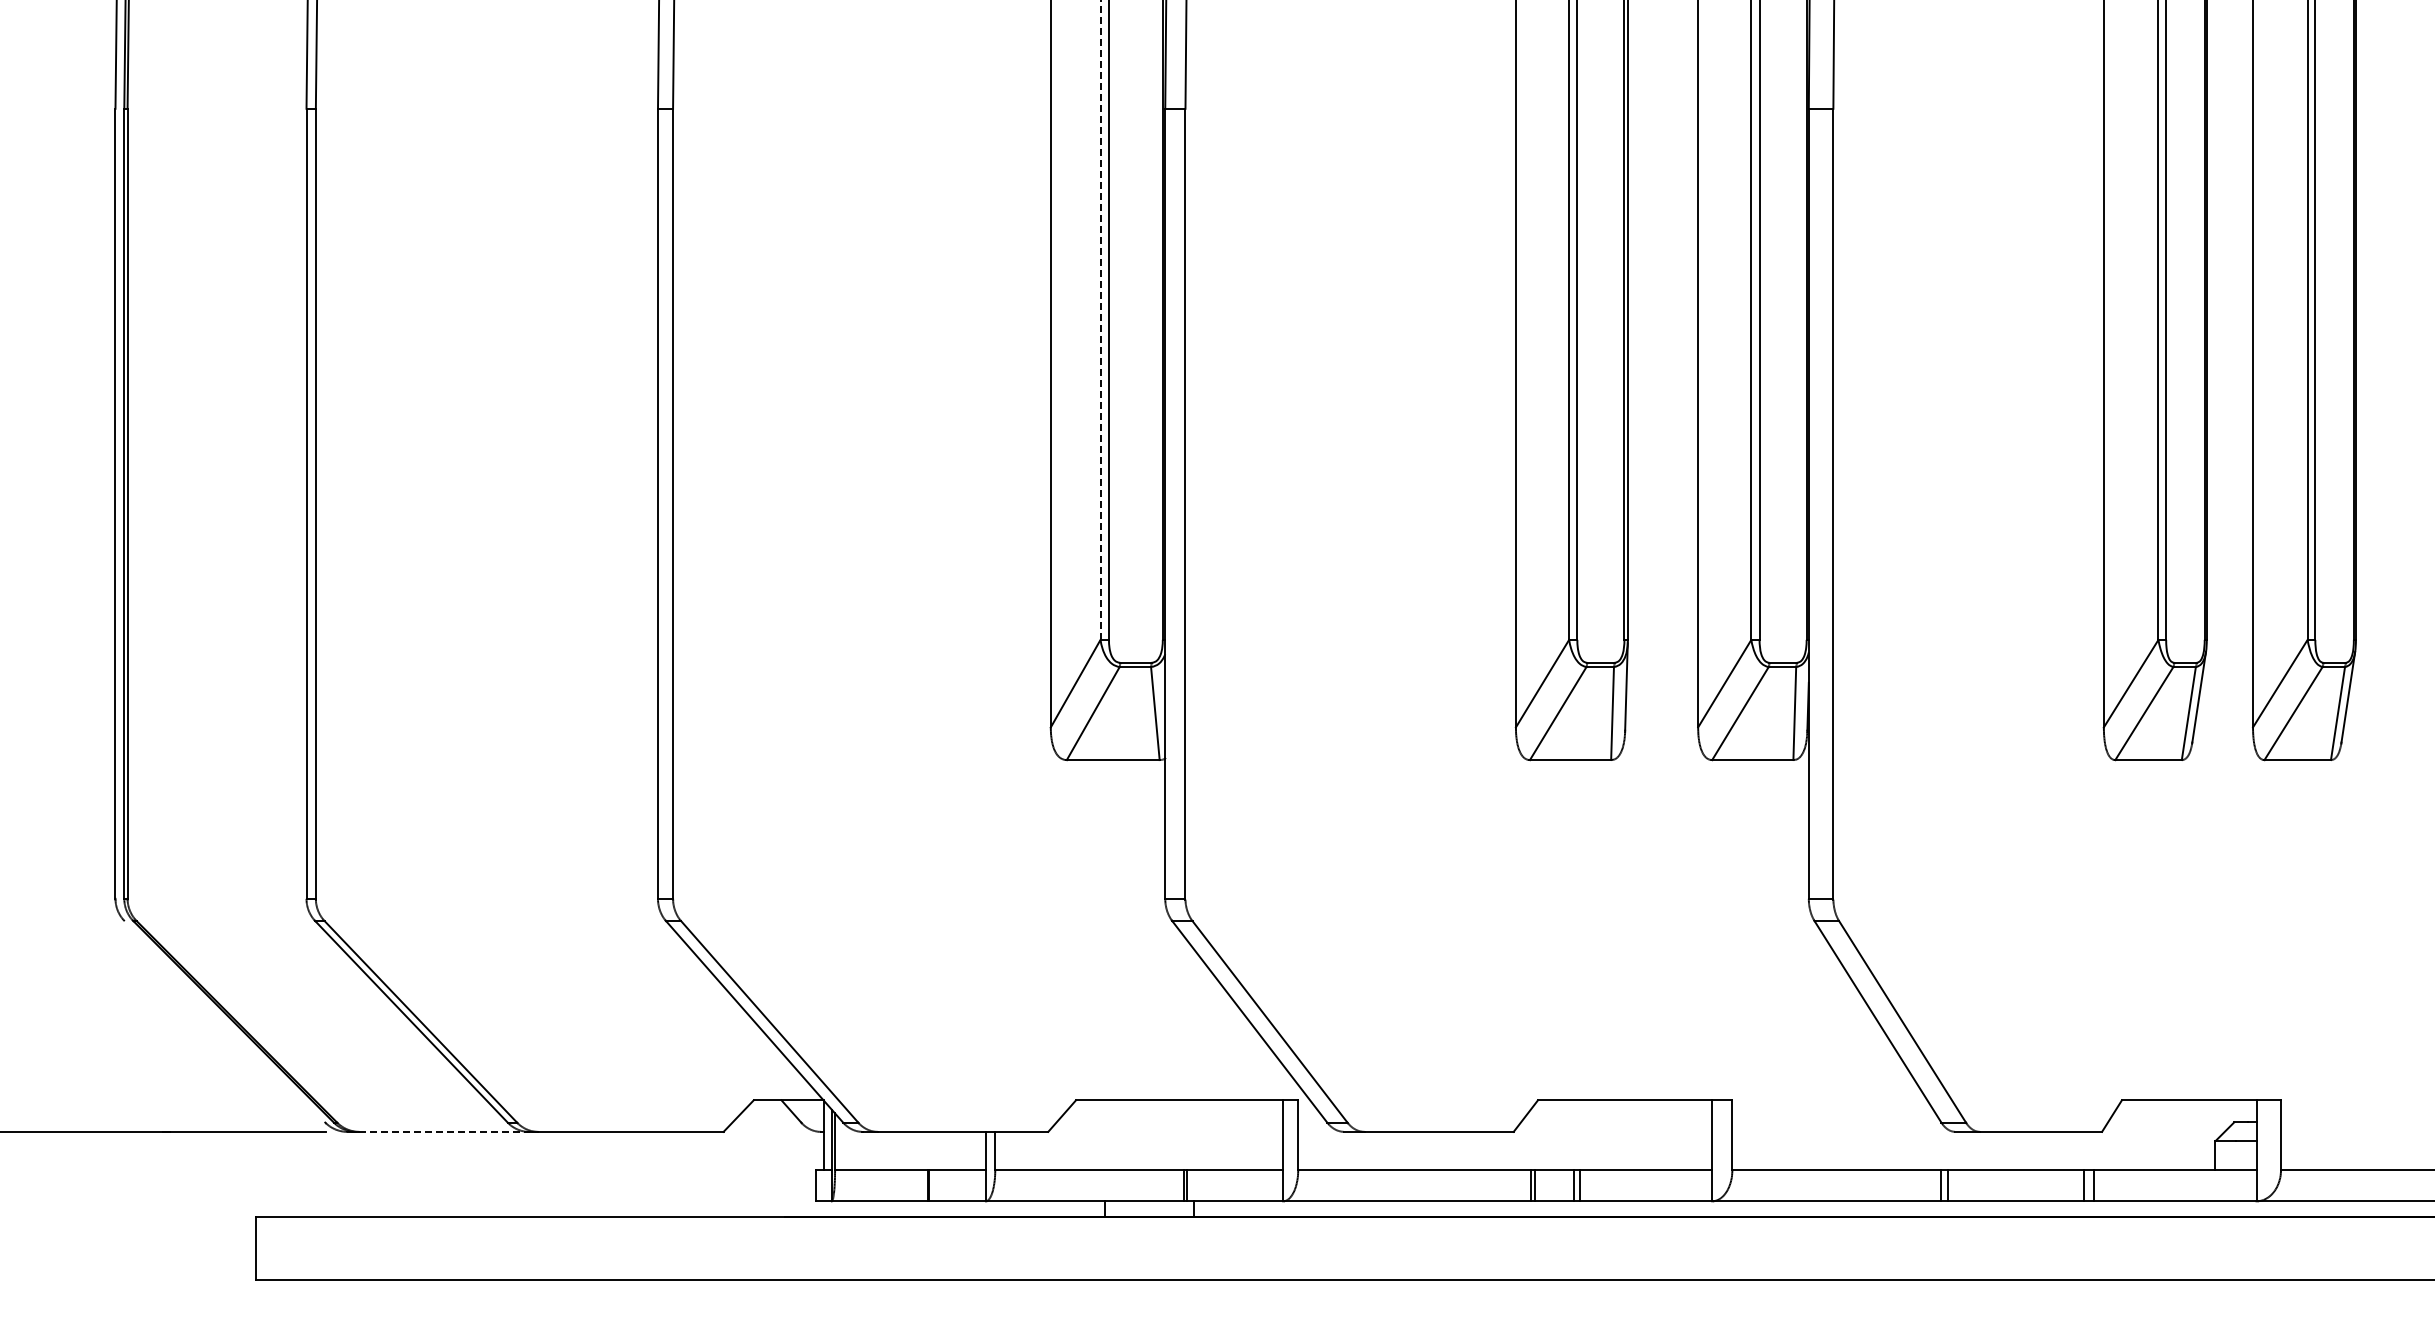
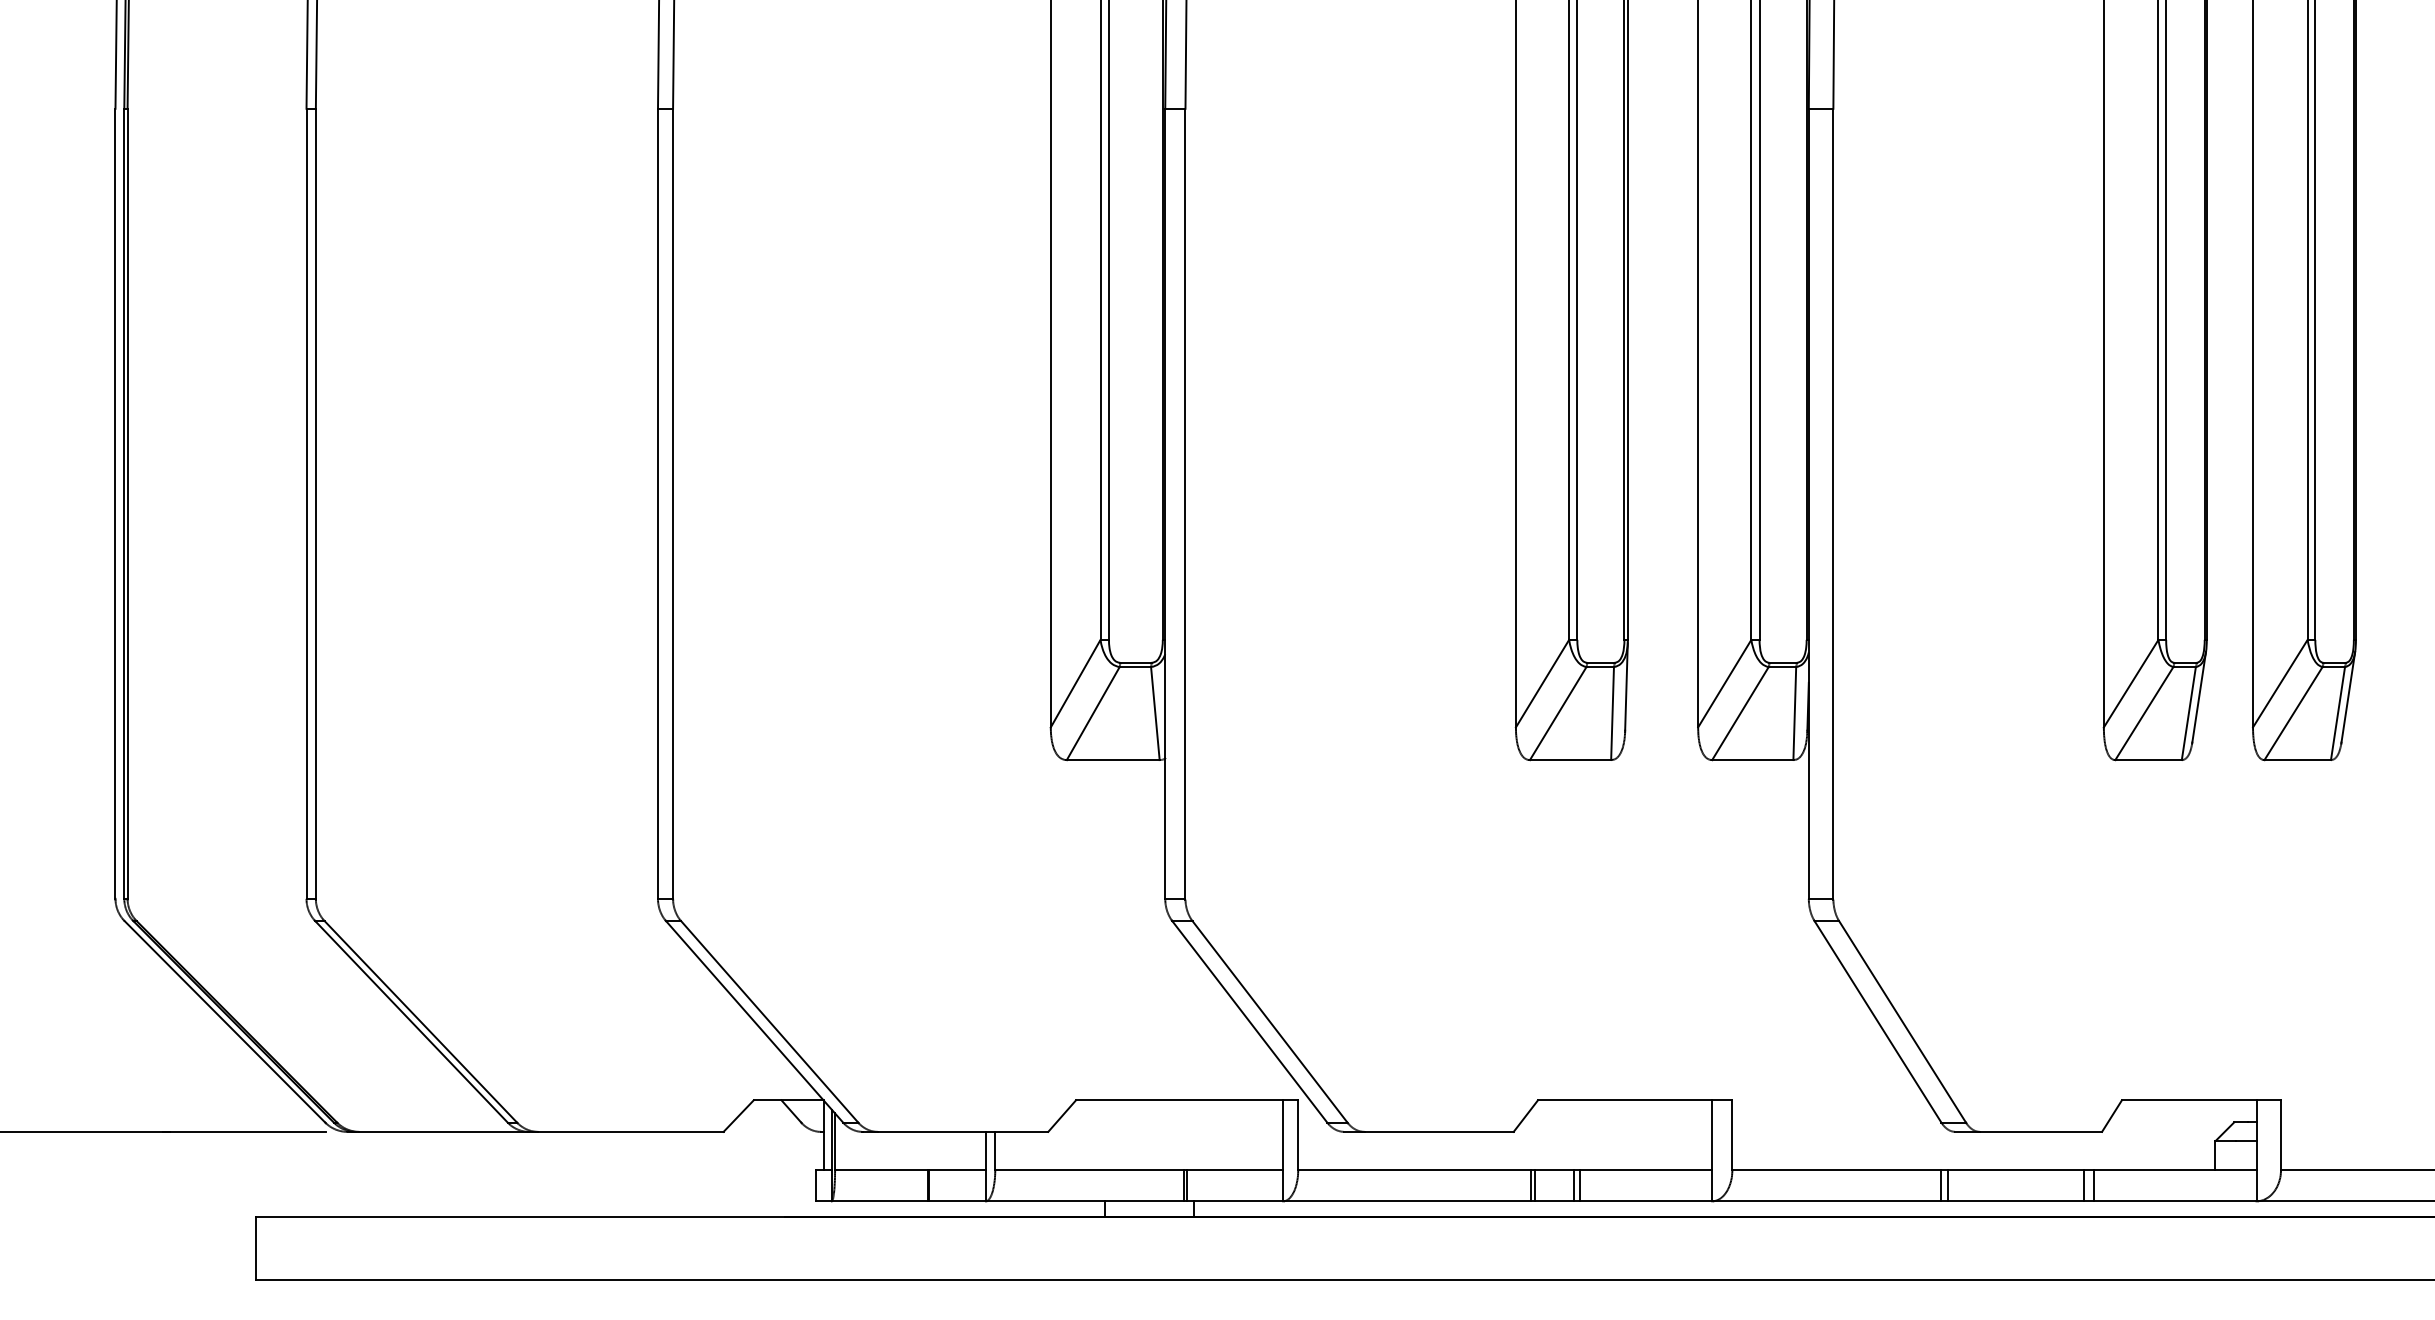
line: dashed -> solid (1100, 320)
line: none -> present (224, 1021)
line: dashed -> solid (444, 1131)
